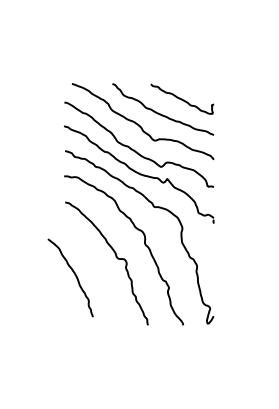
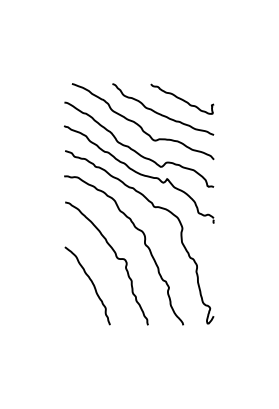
curve position: (74, 275) -> (91, 283) (91, 283)
